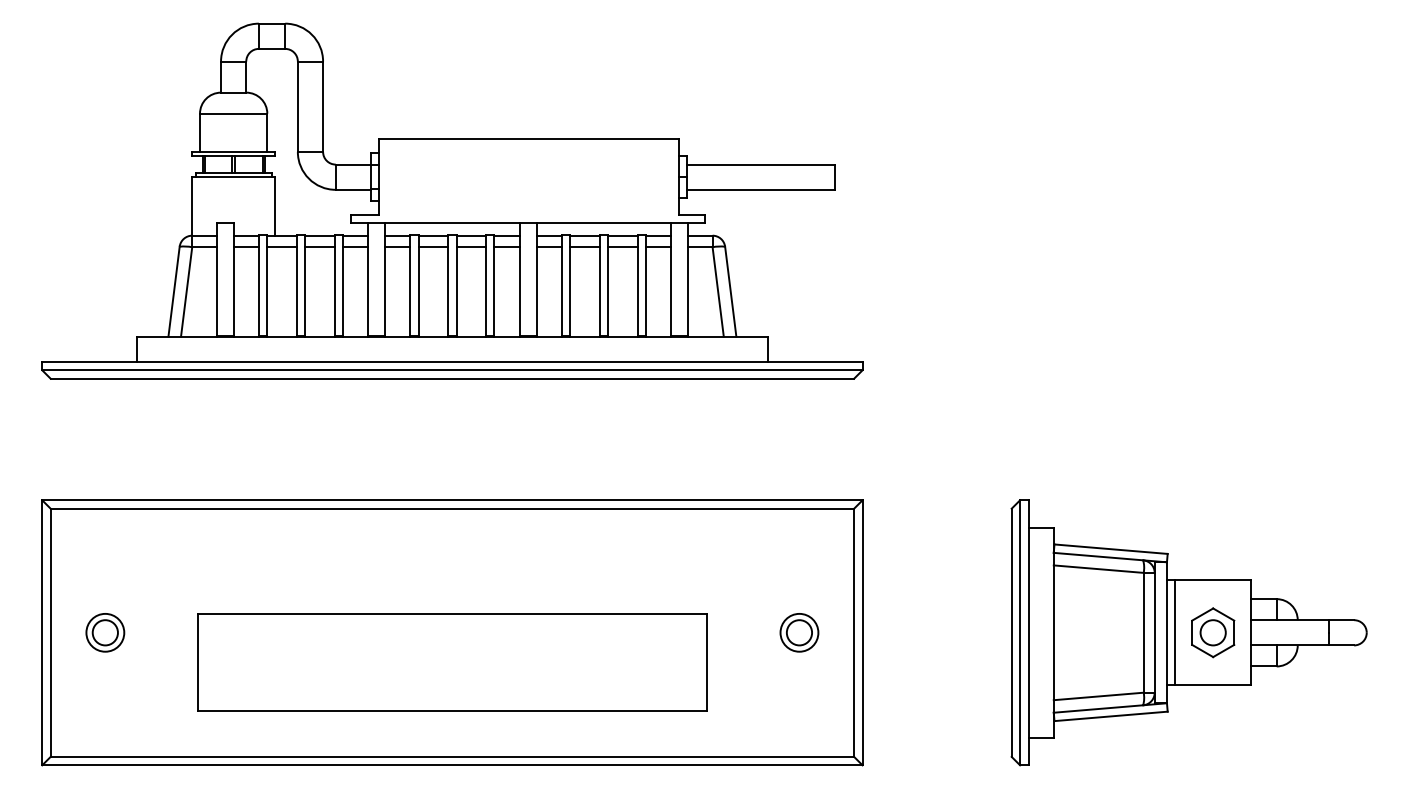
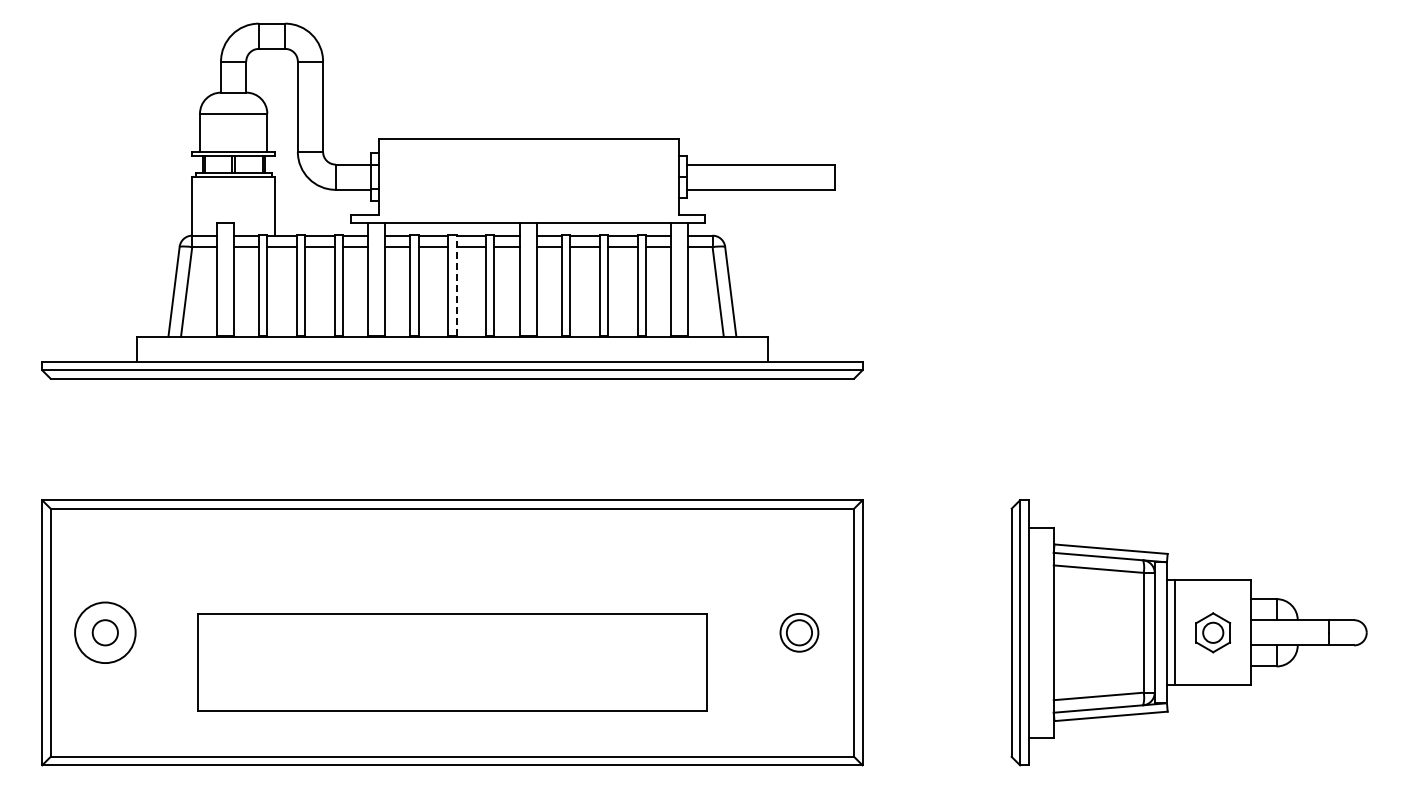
line: solid -> dashed (456, 285)
circle diameter: 38 px -> 61 px (105, 632)
part size: 45x52 px -> 37x42 px (1213, 632)
